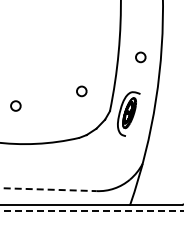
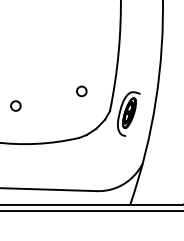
part: present -> none (140, 57)
line: dashed -> solid (48, 189)
line: dashed -> solid (92, 210)
